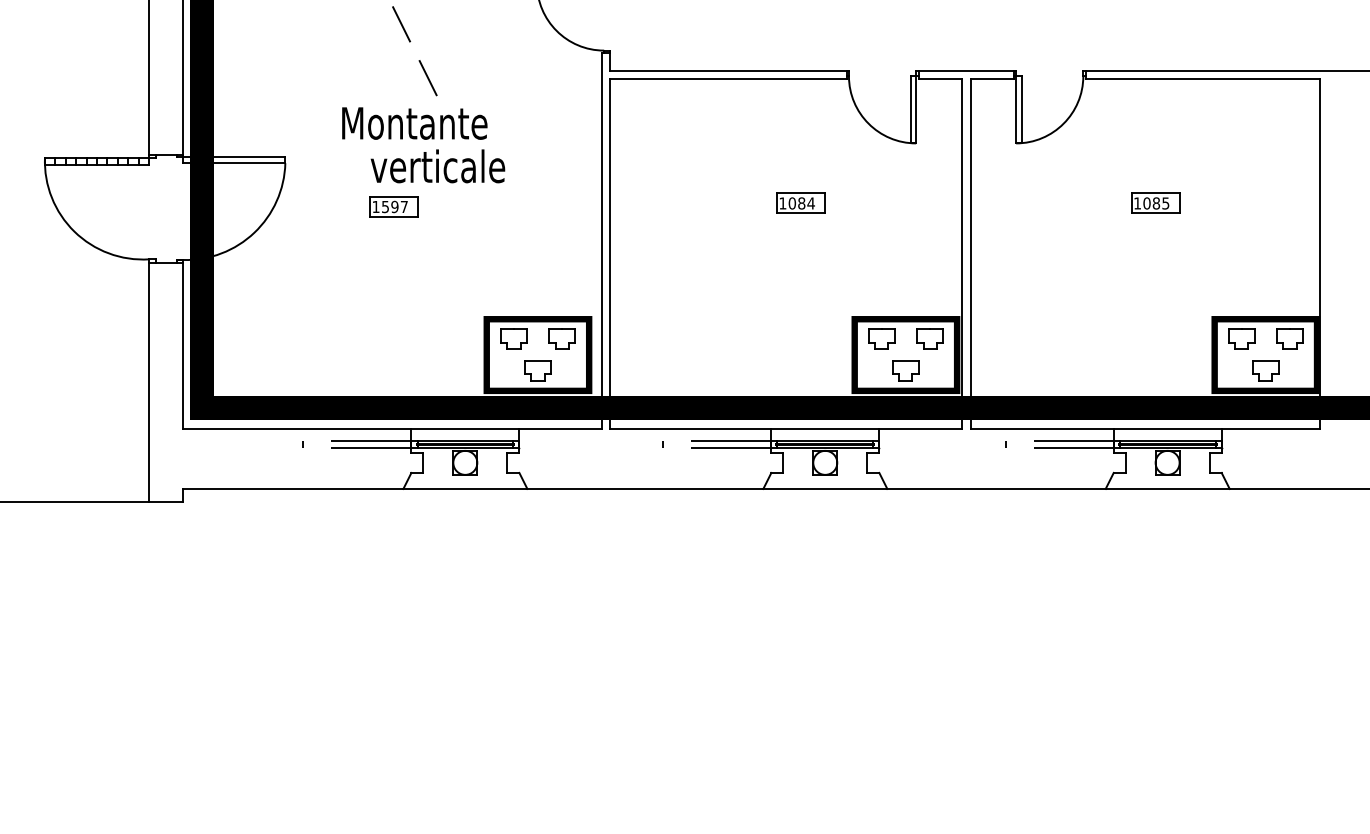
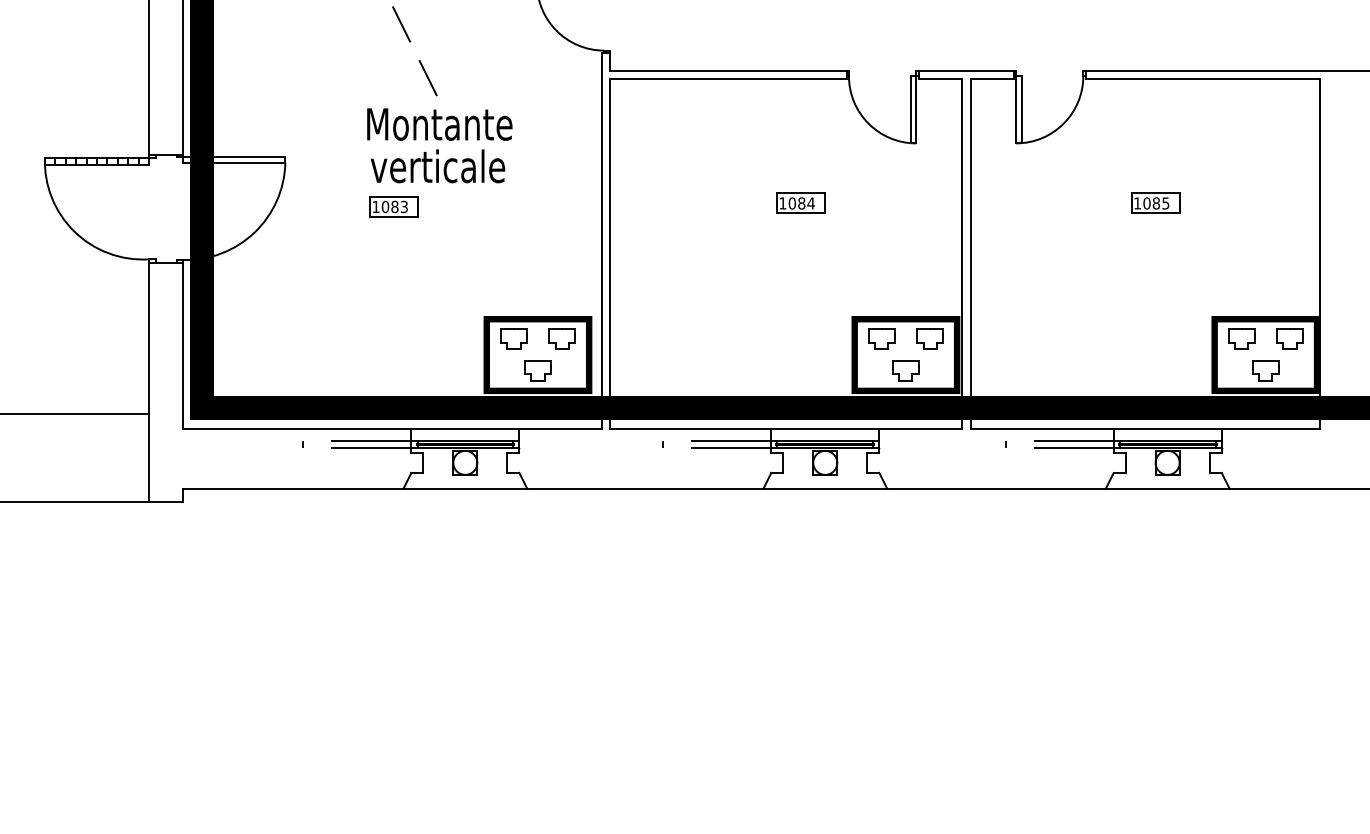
text position: (414, 123) -> (439, 124) (439, 124)
text: 1597 -> 1083 (394, 206)
line: none -> present (75, 413)
